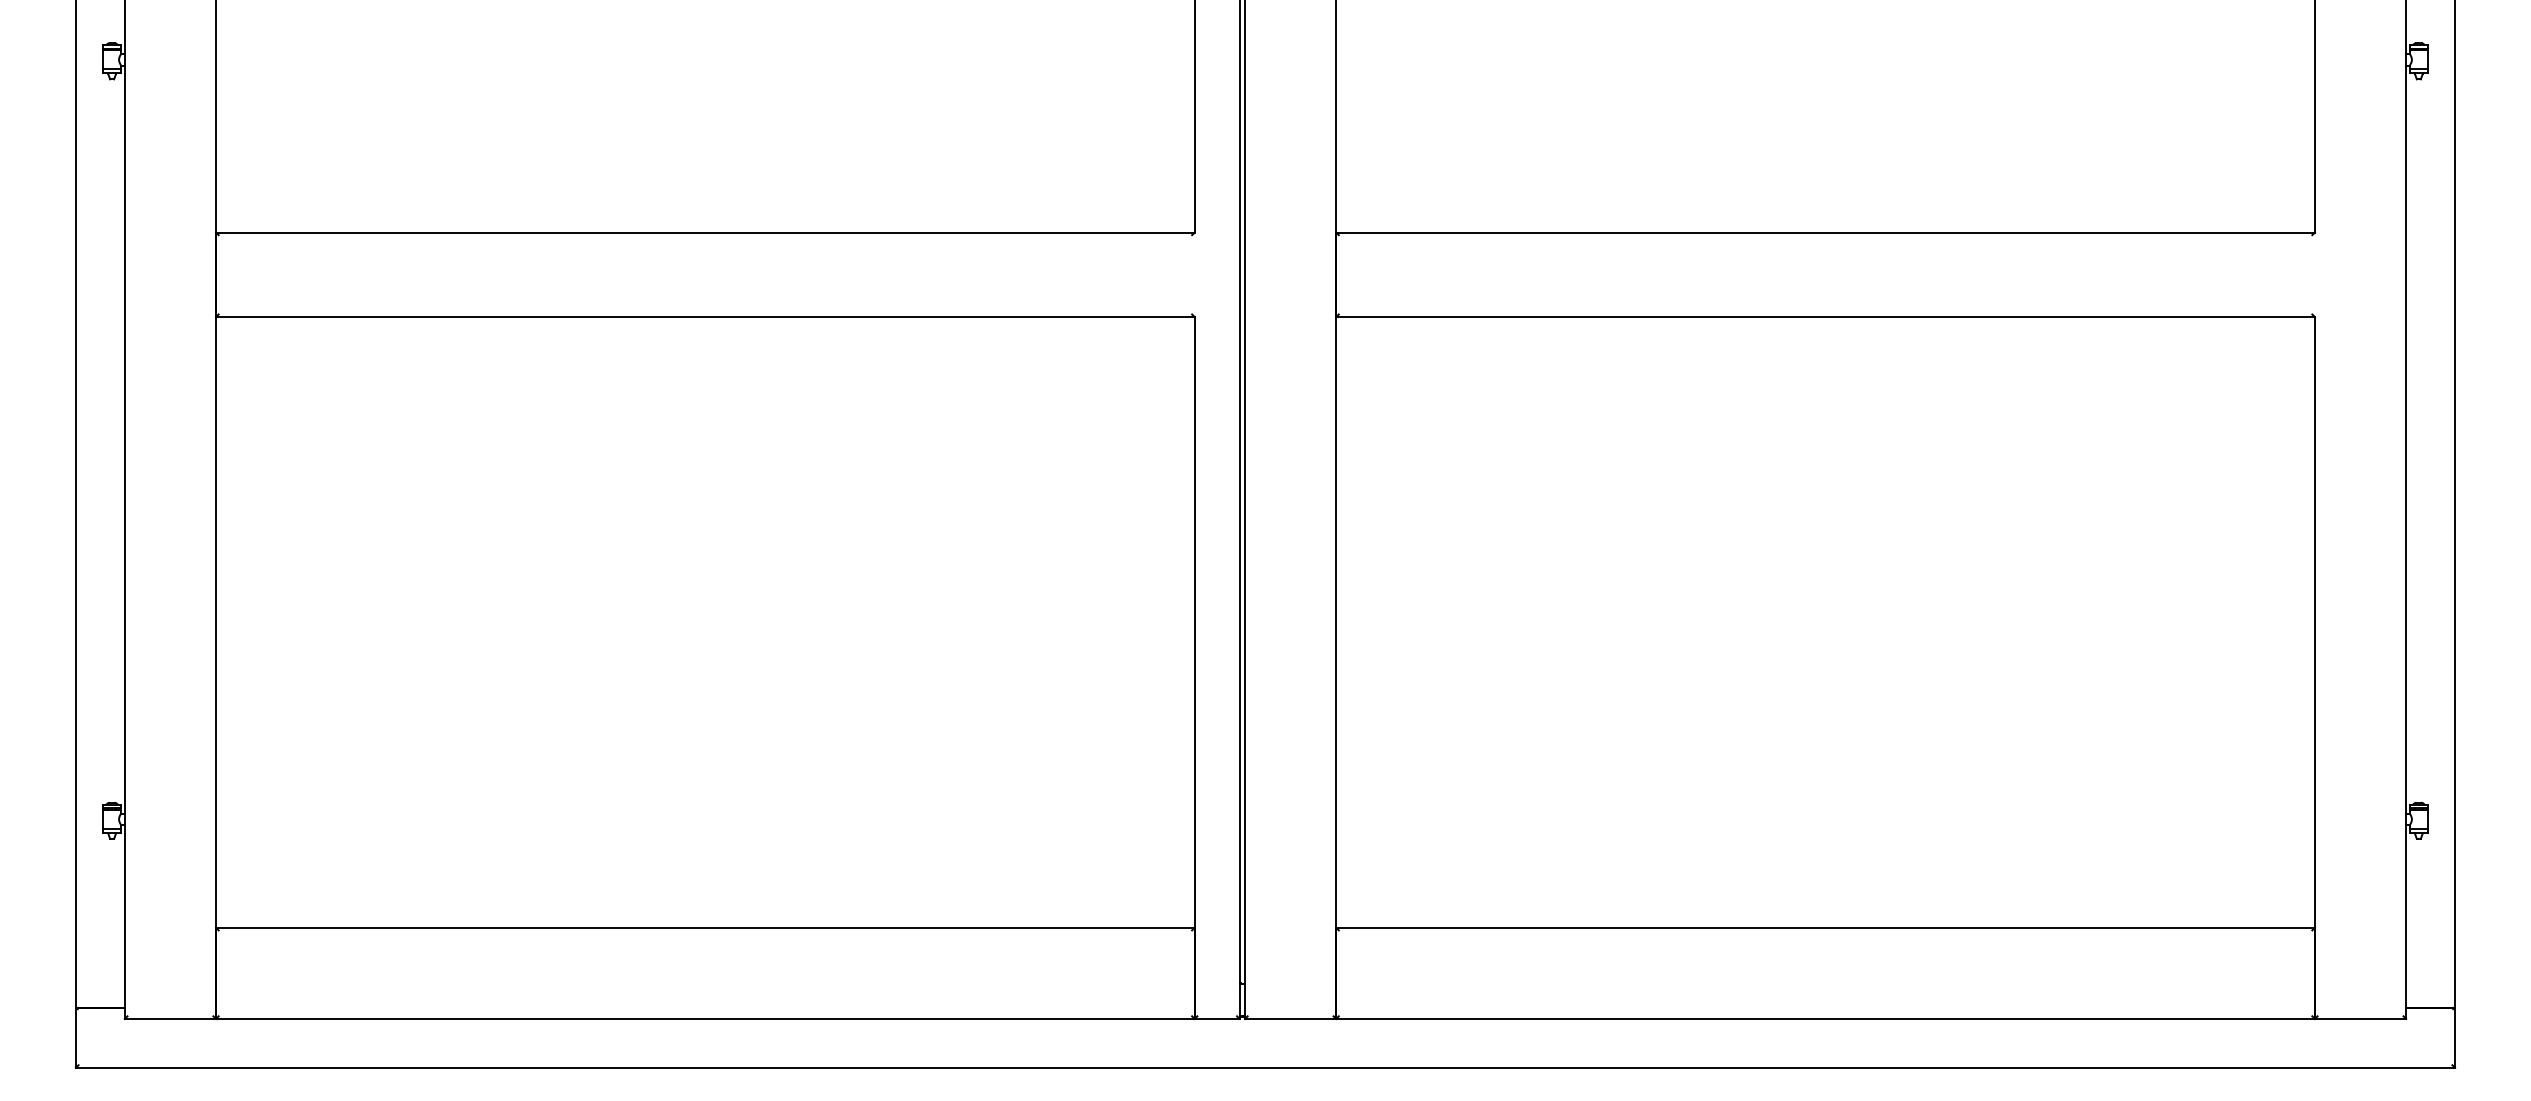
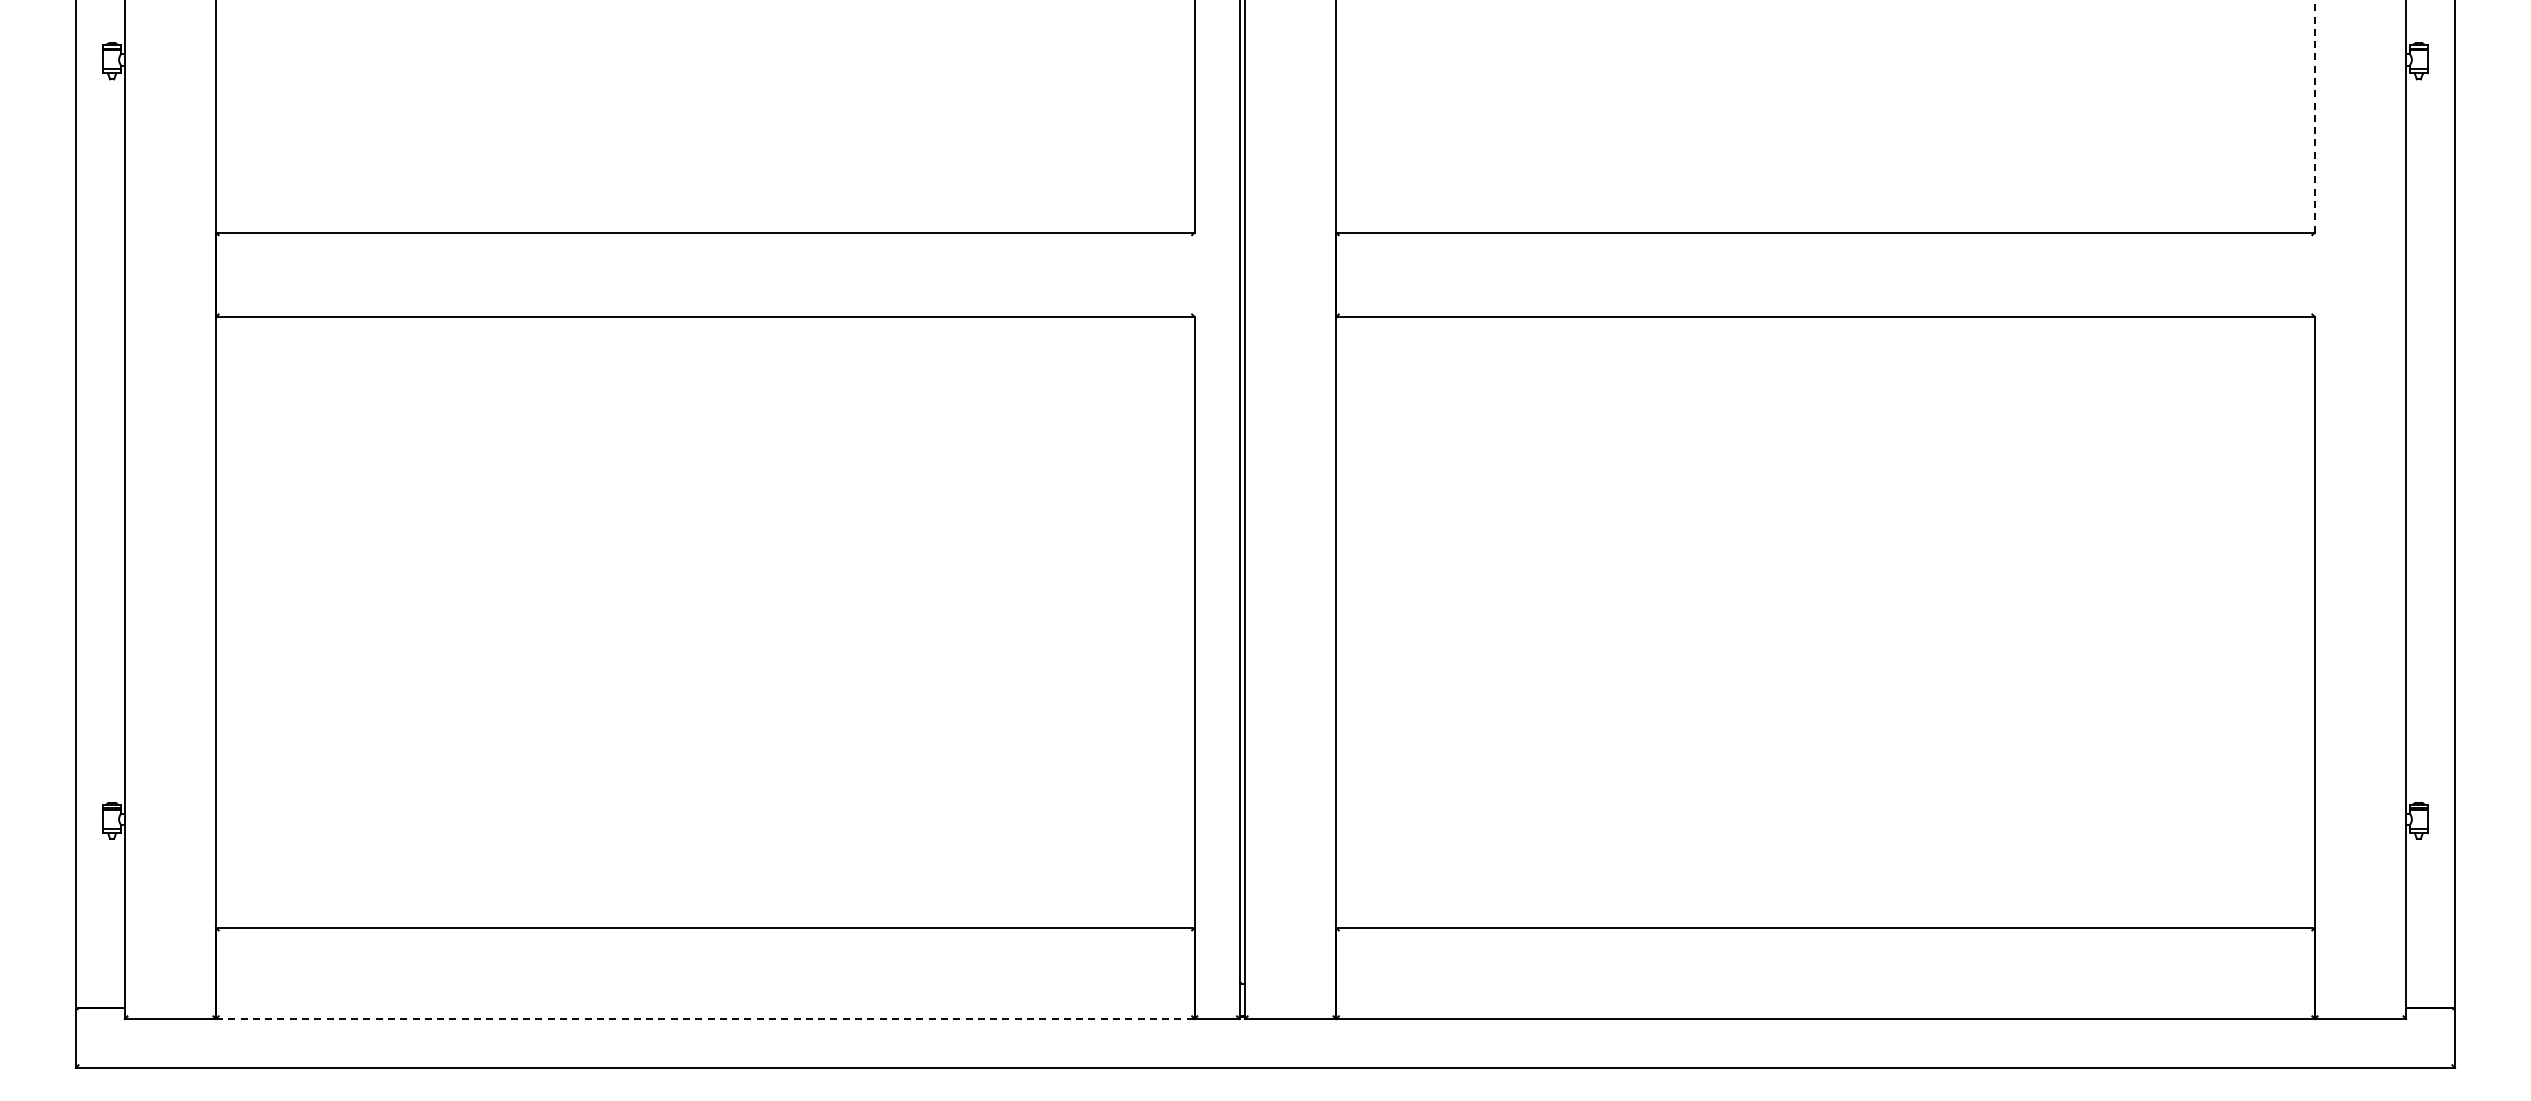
line: solid -> dashed (2314, 116)
line: solid -> dashed (705, 1018)
